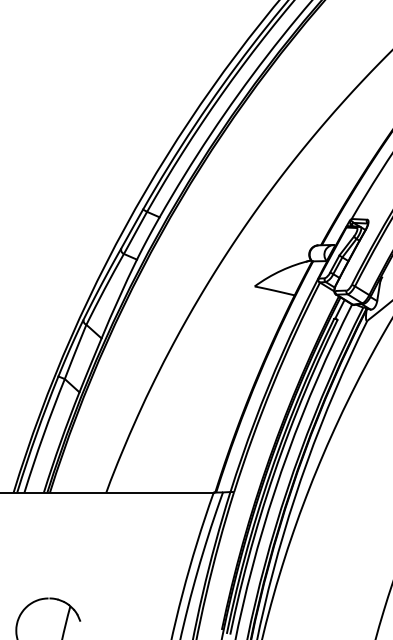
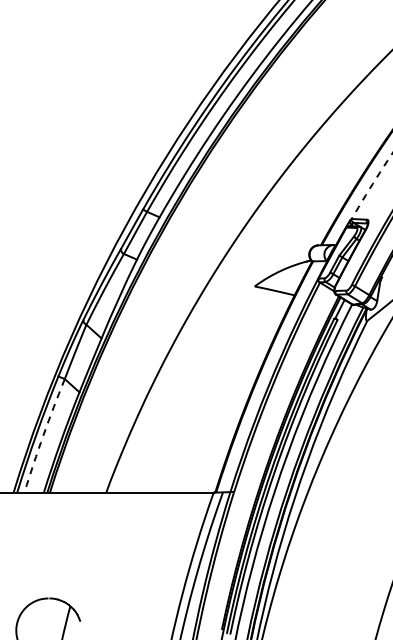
arc: solid -> dashed (371, 185)
arc: solid -> dashed (43, 435)
